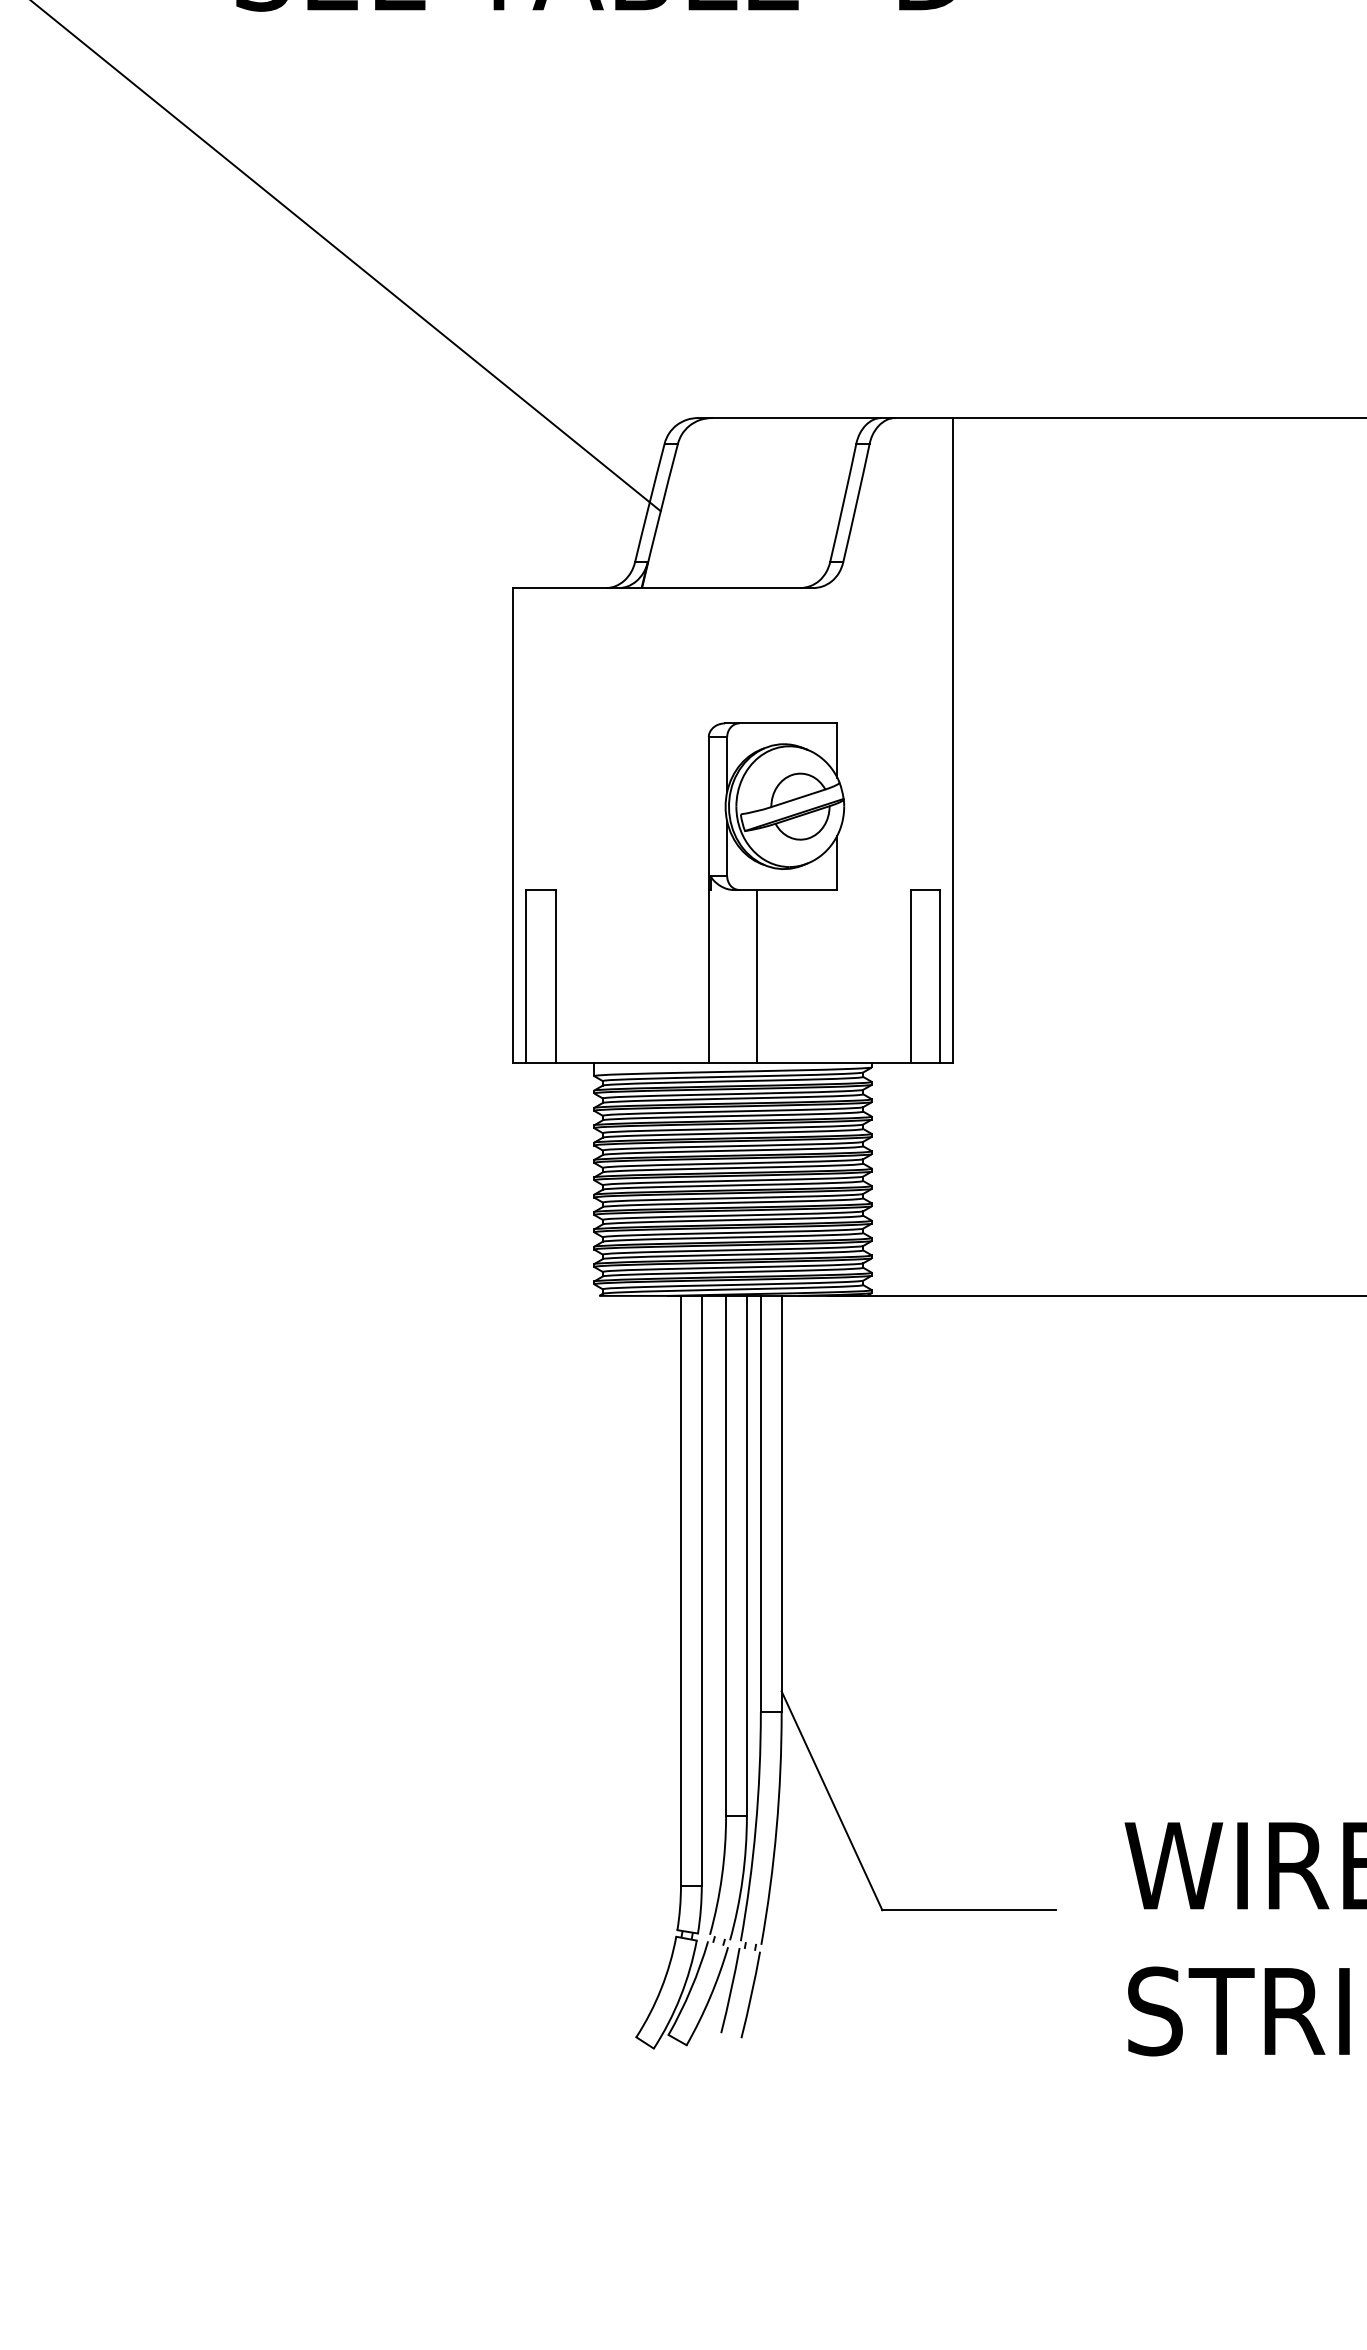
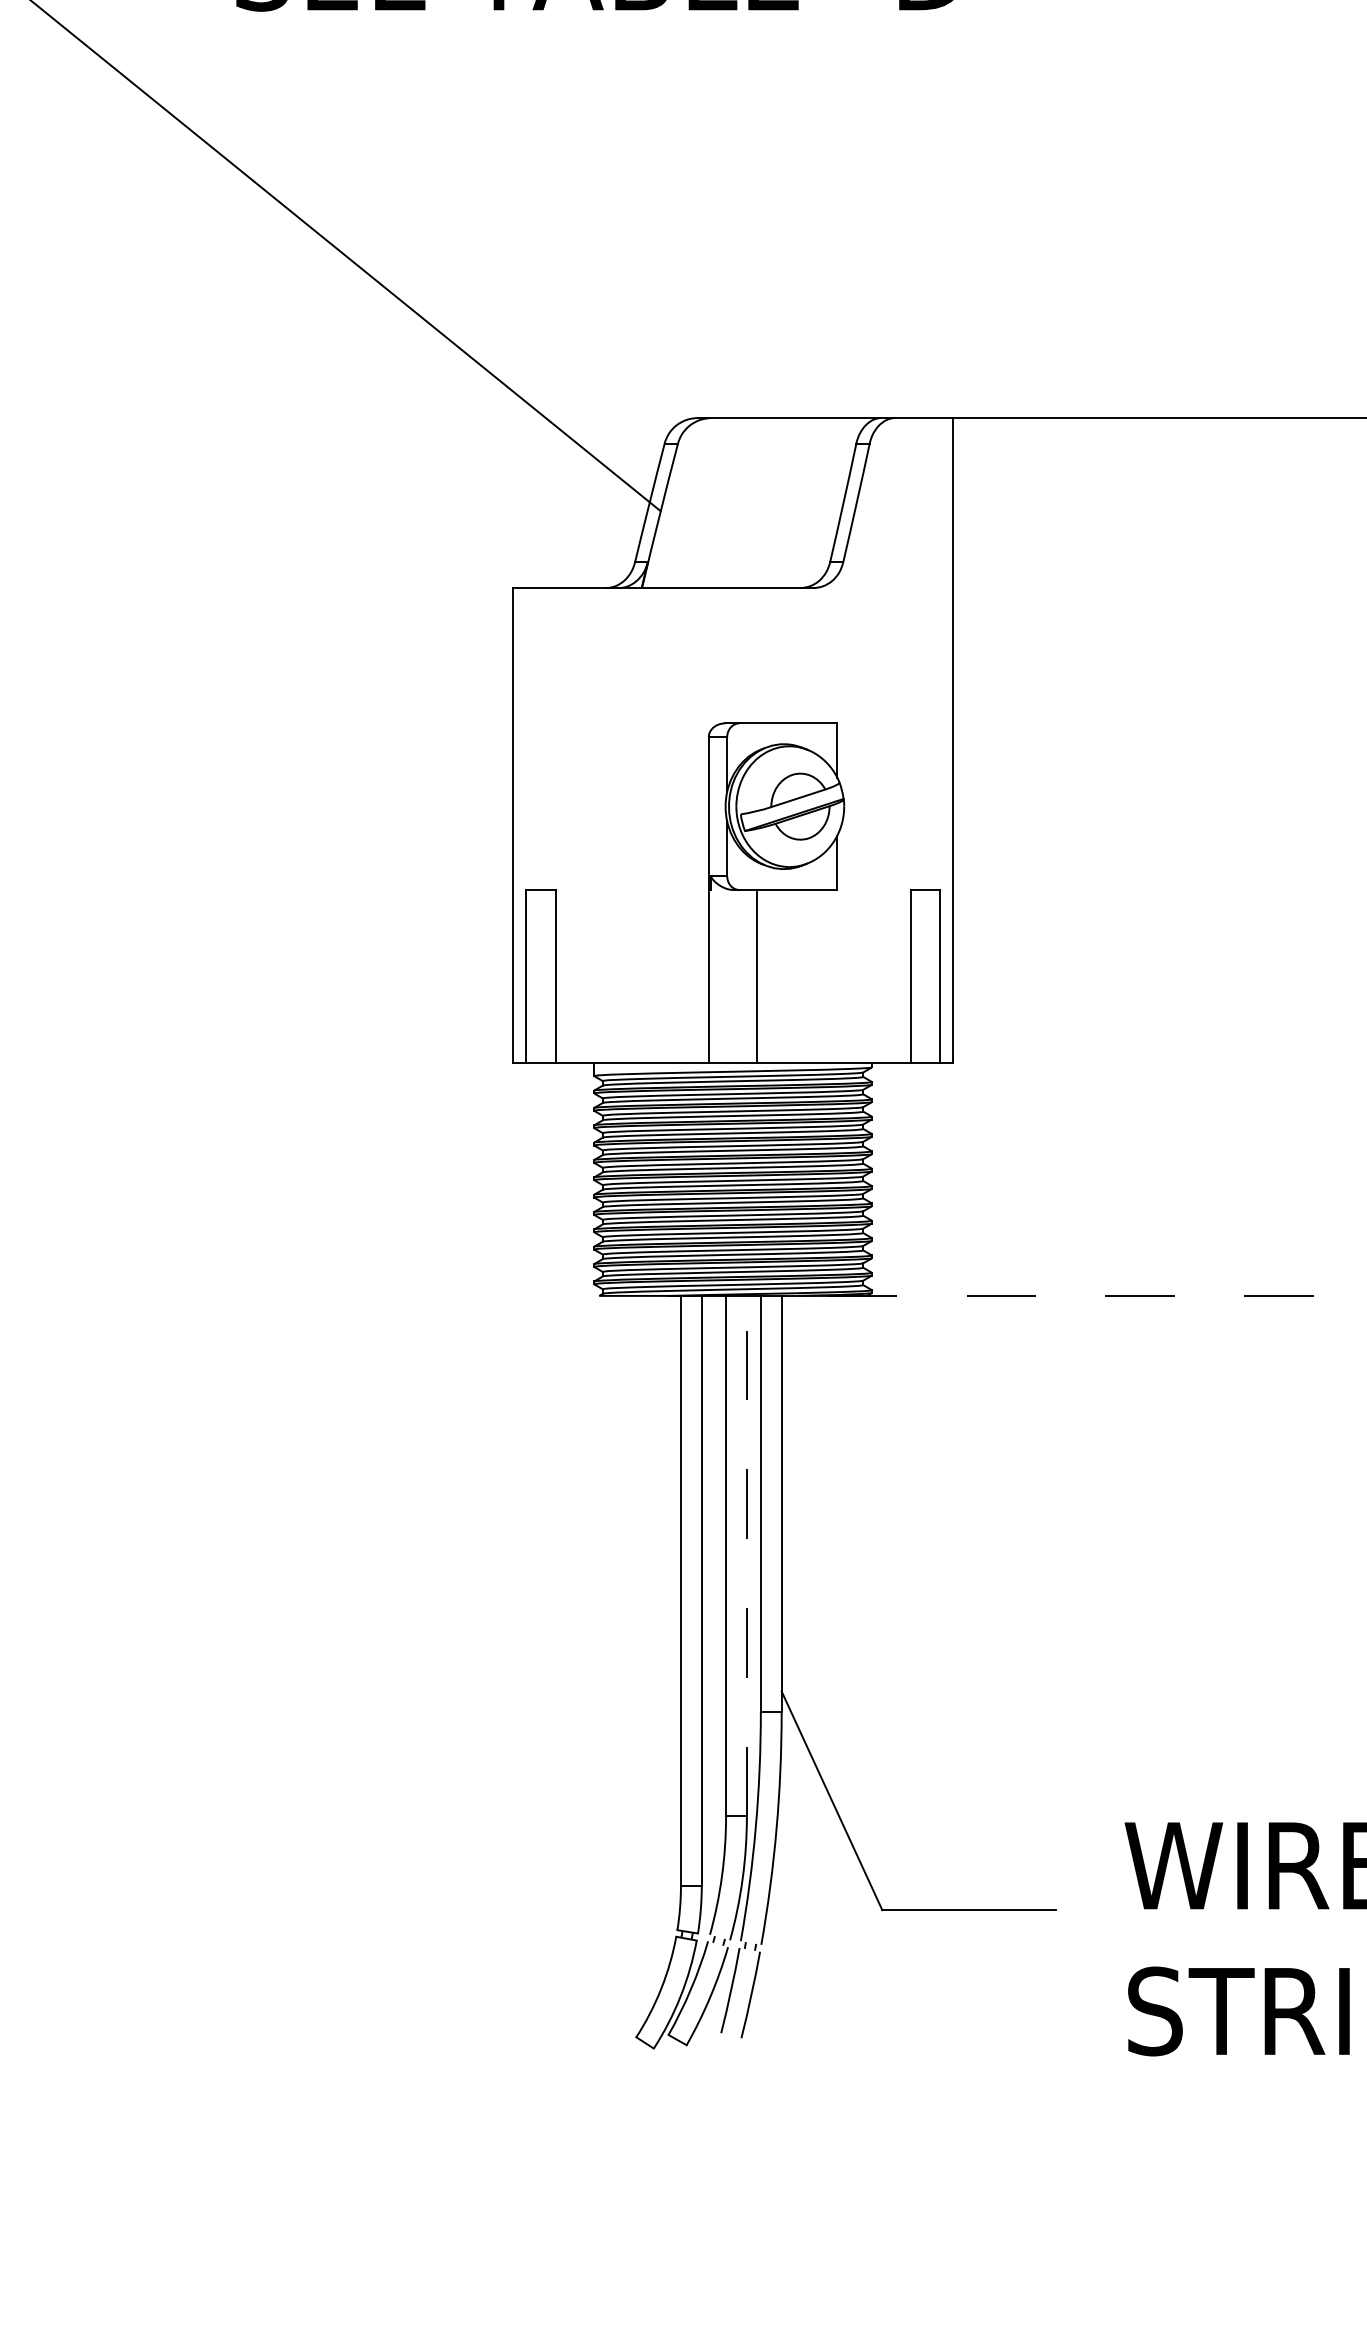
line: solid -> dashed (1097, 1295)
line: solid -> dashed (746, 1555)
